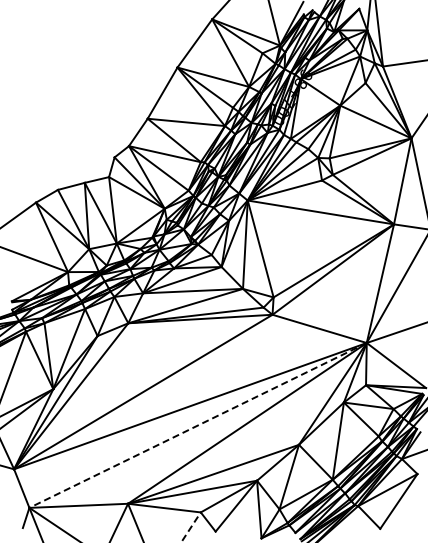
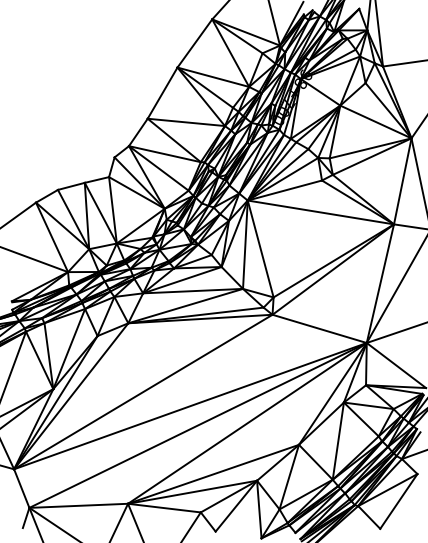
line: dashed -> solid (198, 425)
line: dashed -> solid (190, 527)
